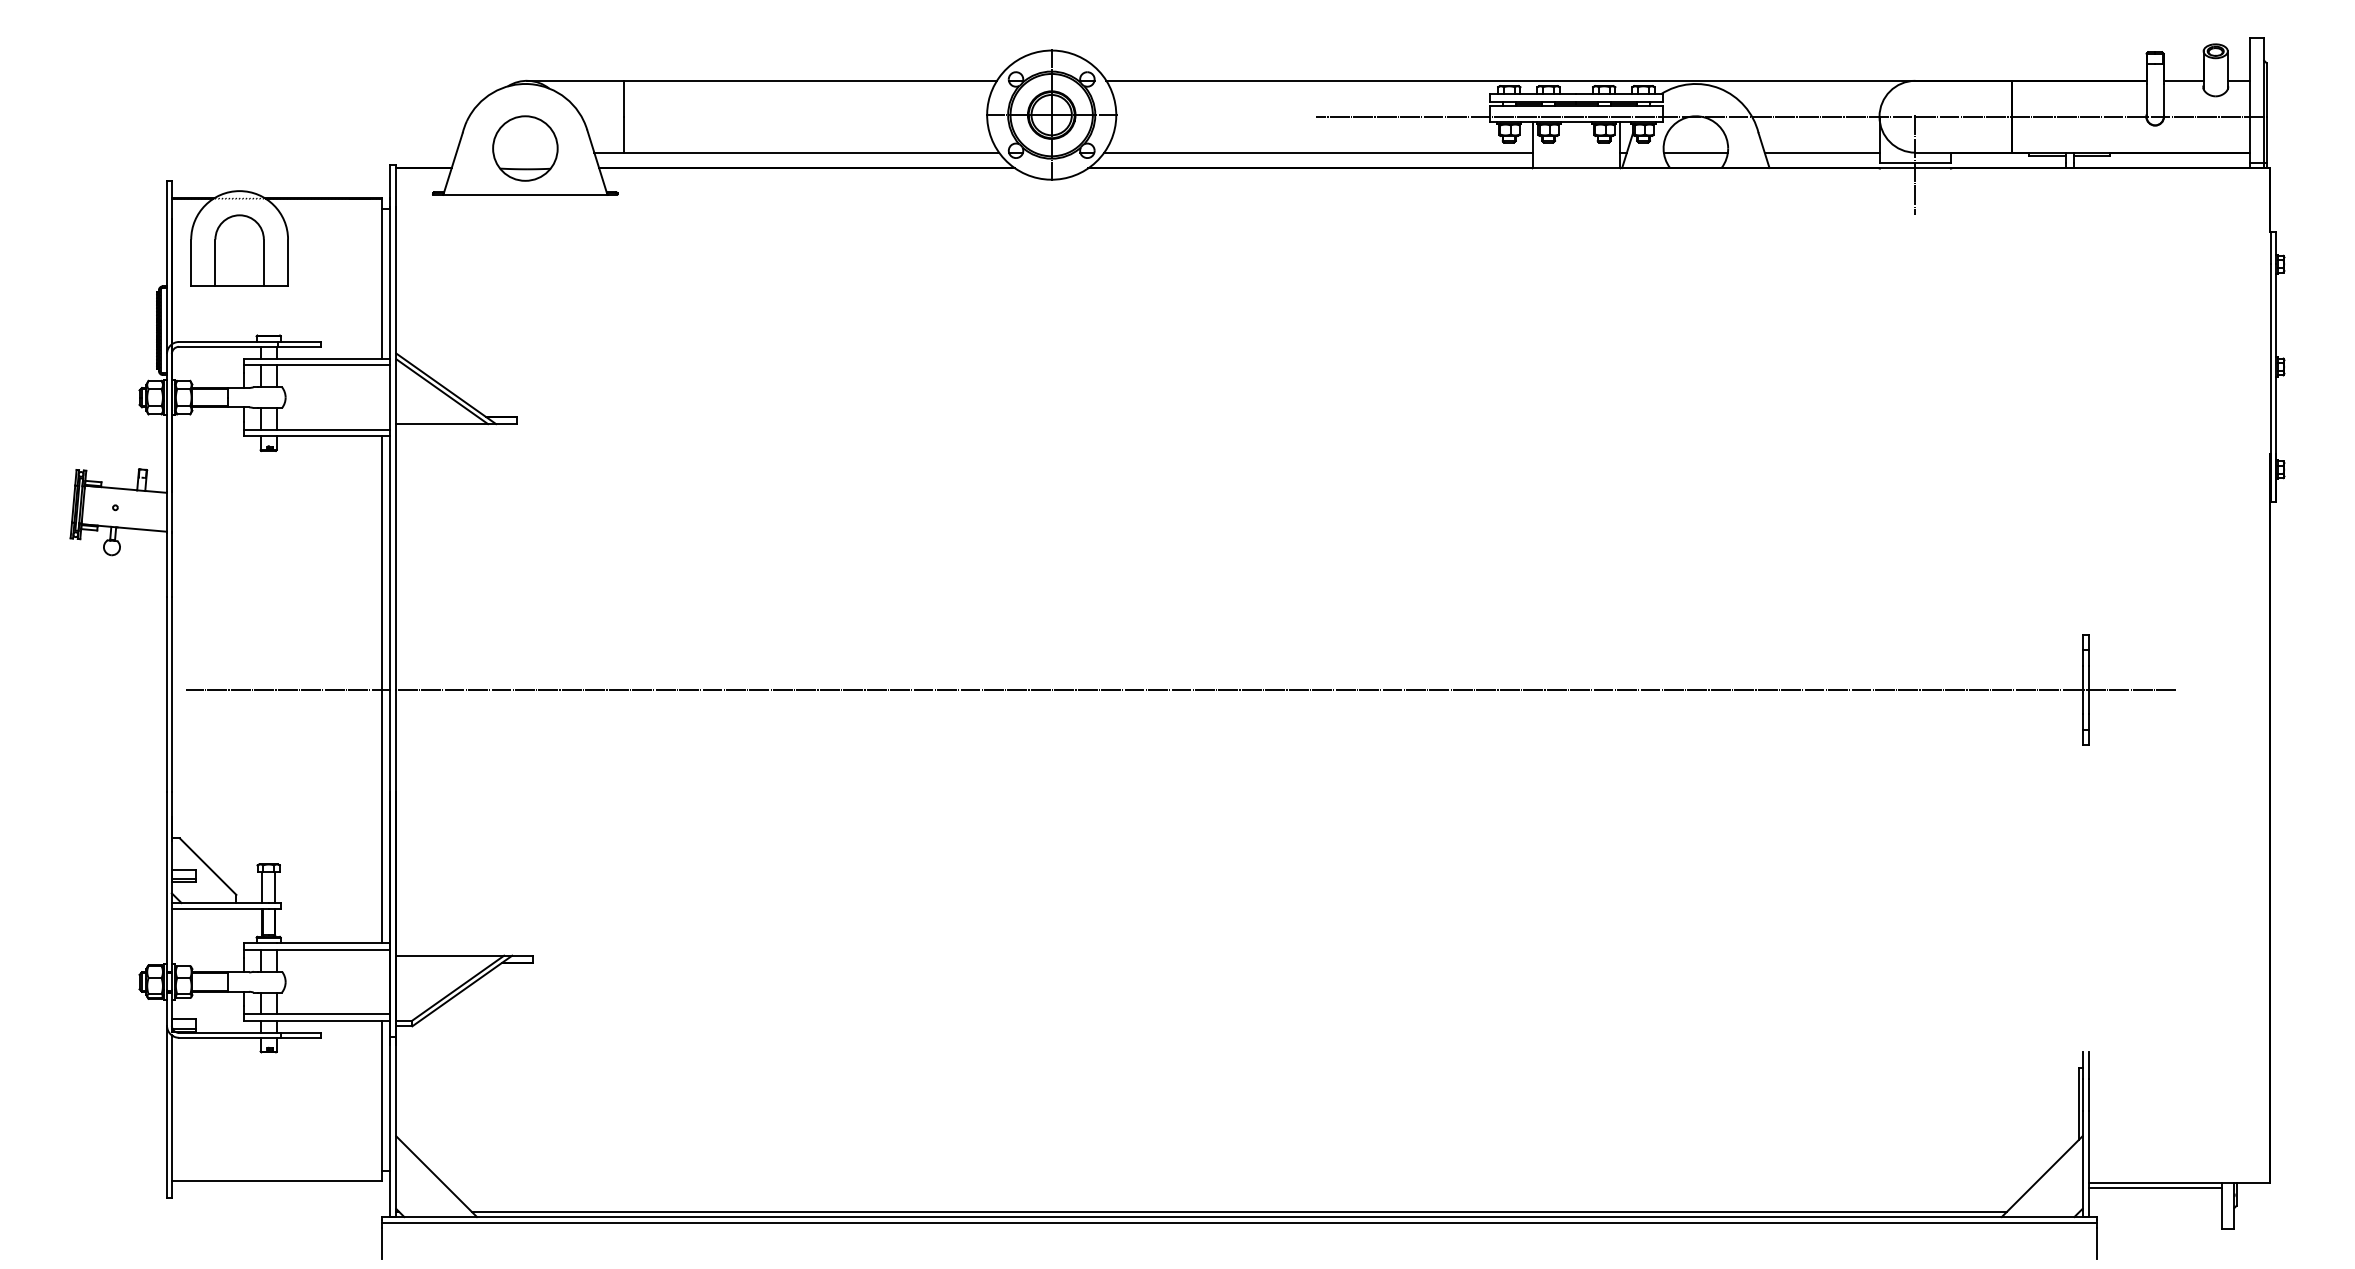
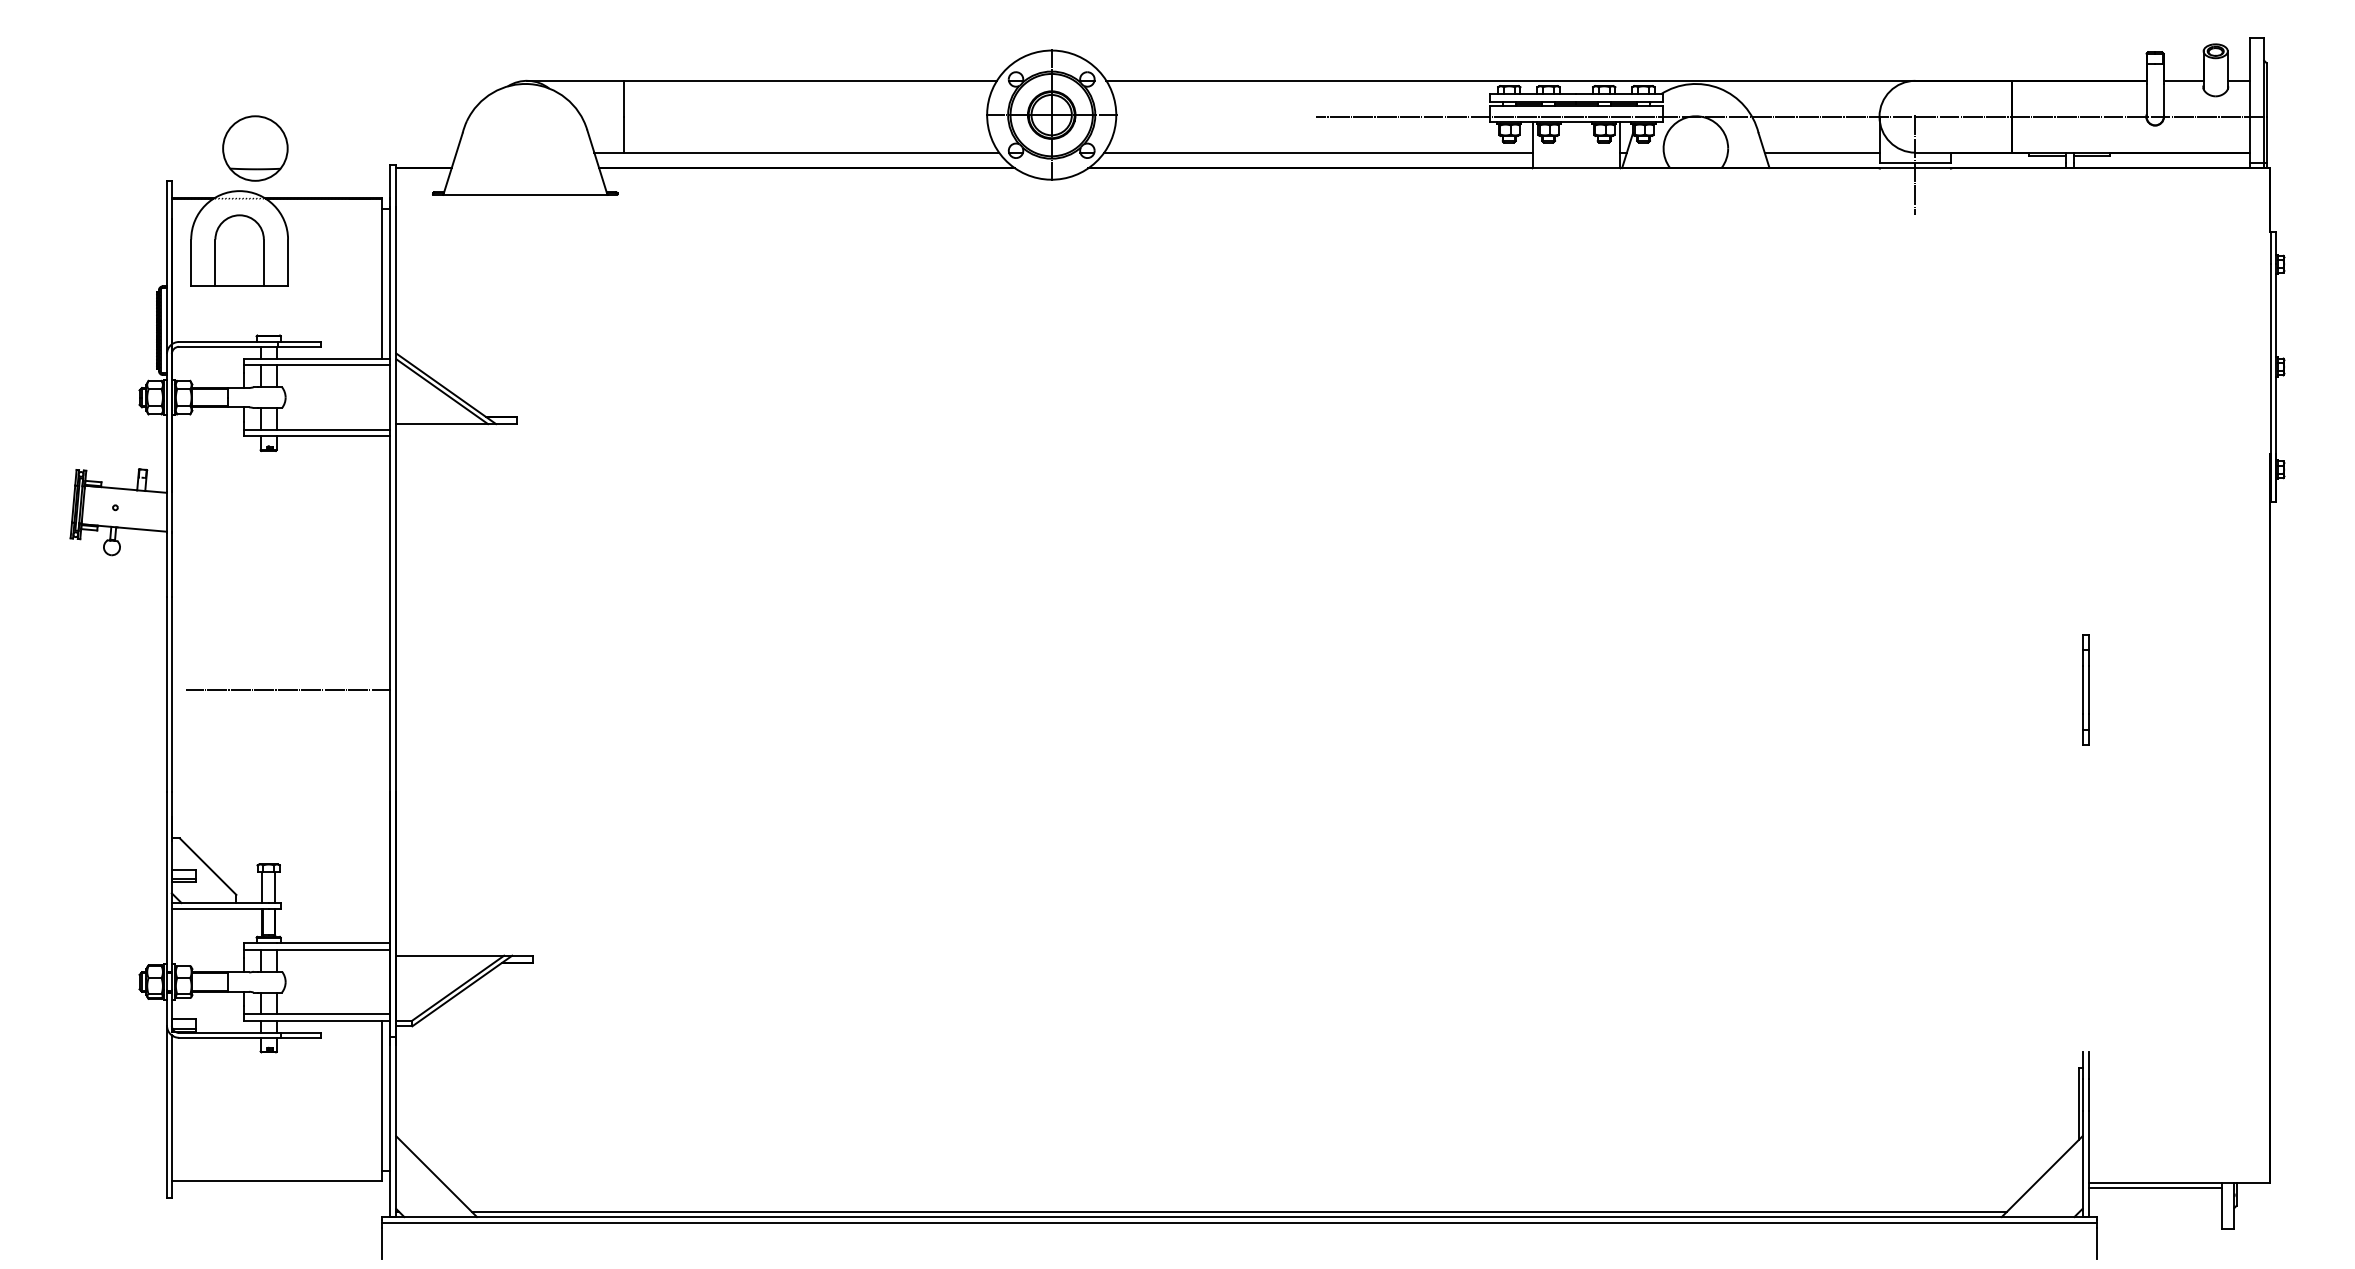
part position: (525, 148) -> (255, 148) (255, 148)
line: present -> none (1695, 152)
line: present -> none (381, 689)
line: present -> none (1285, 689)
